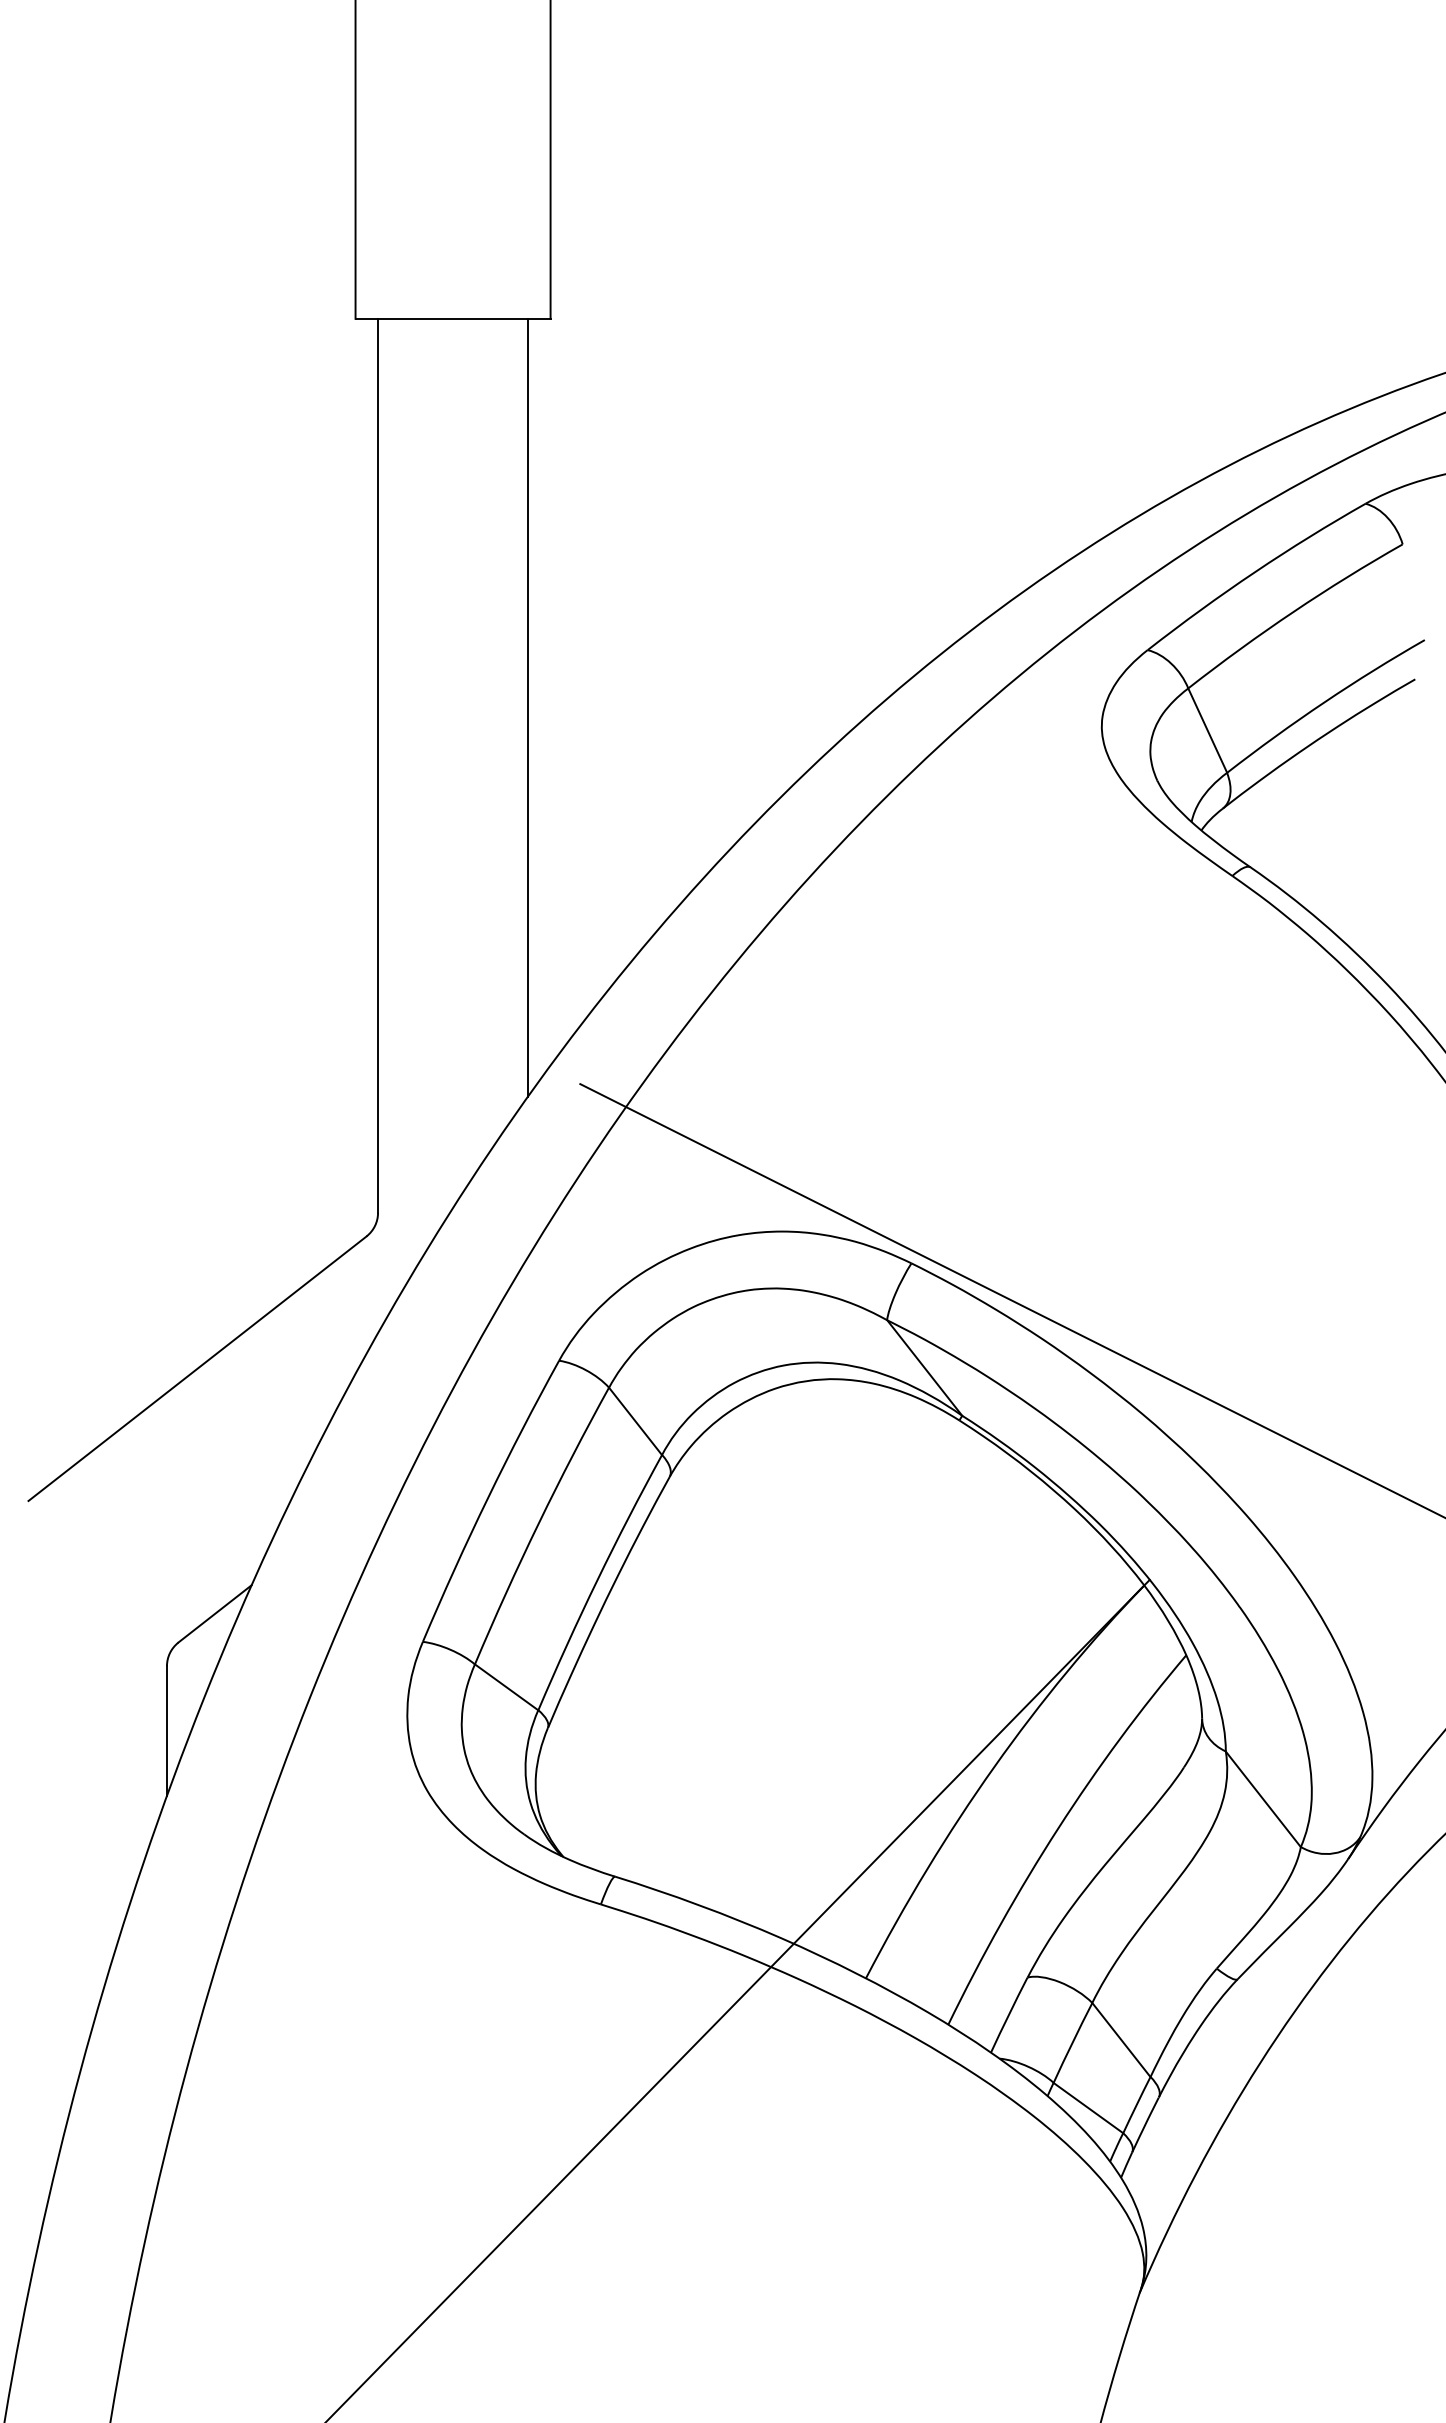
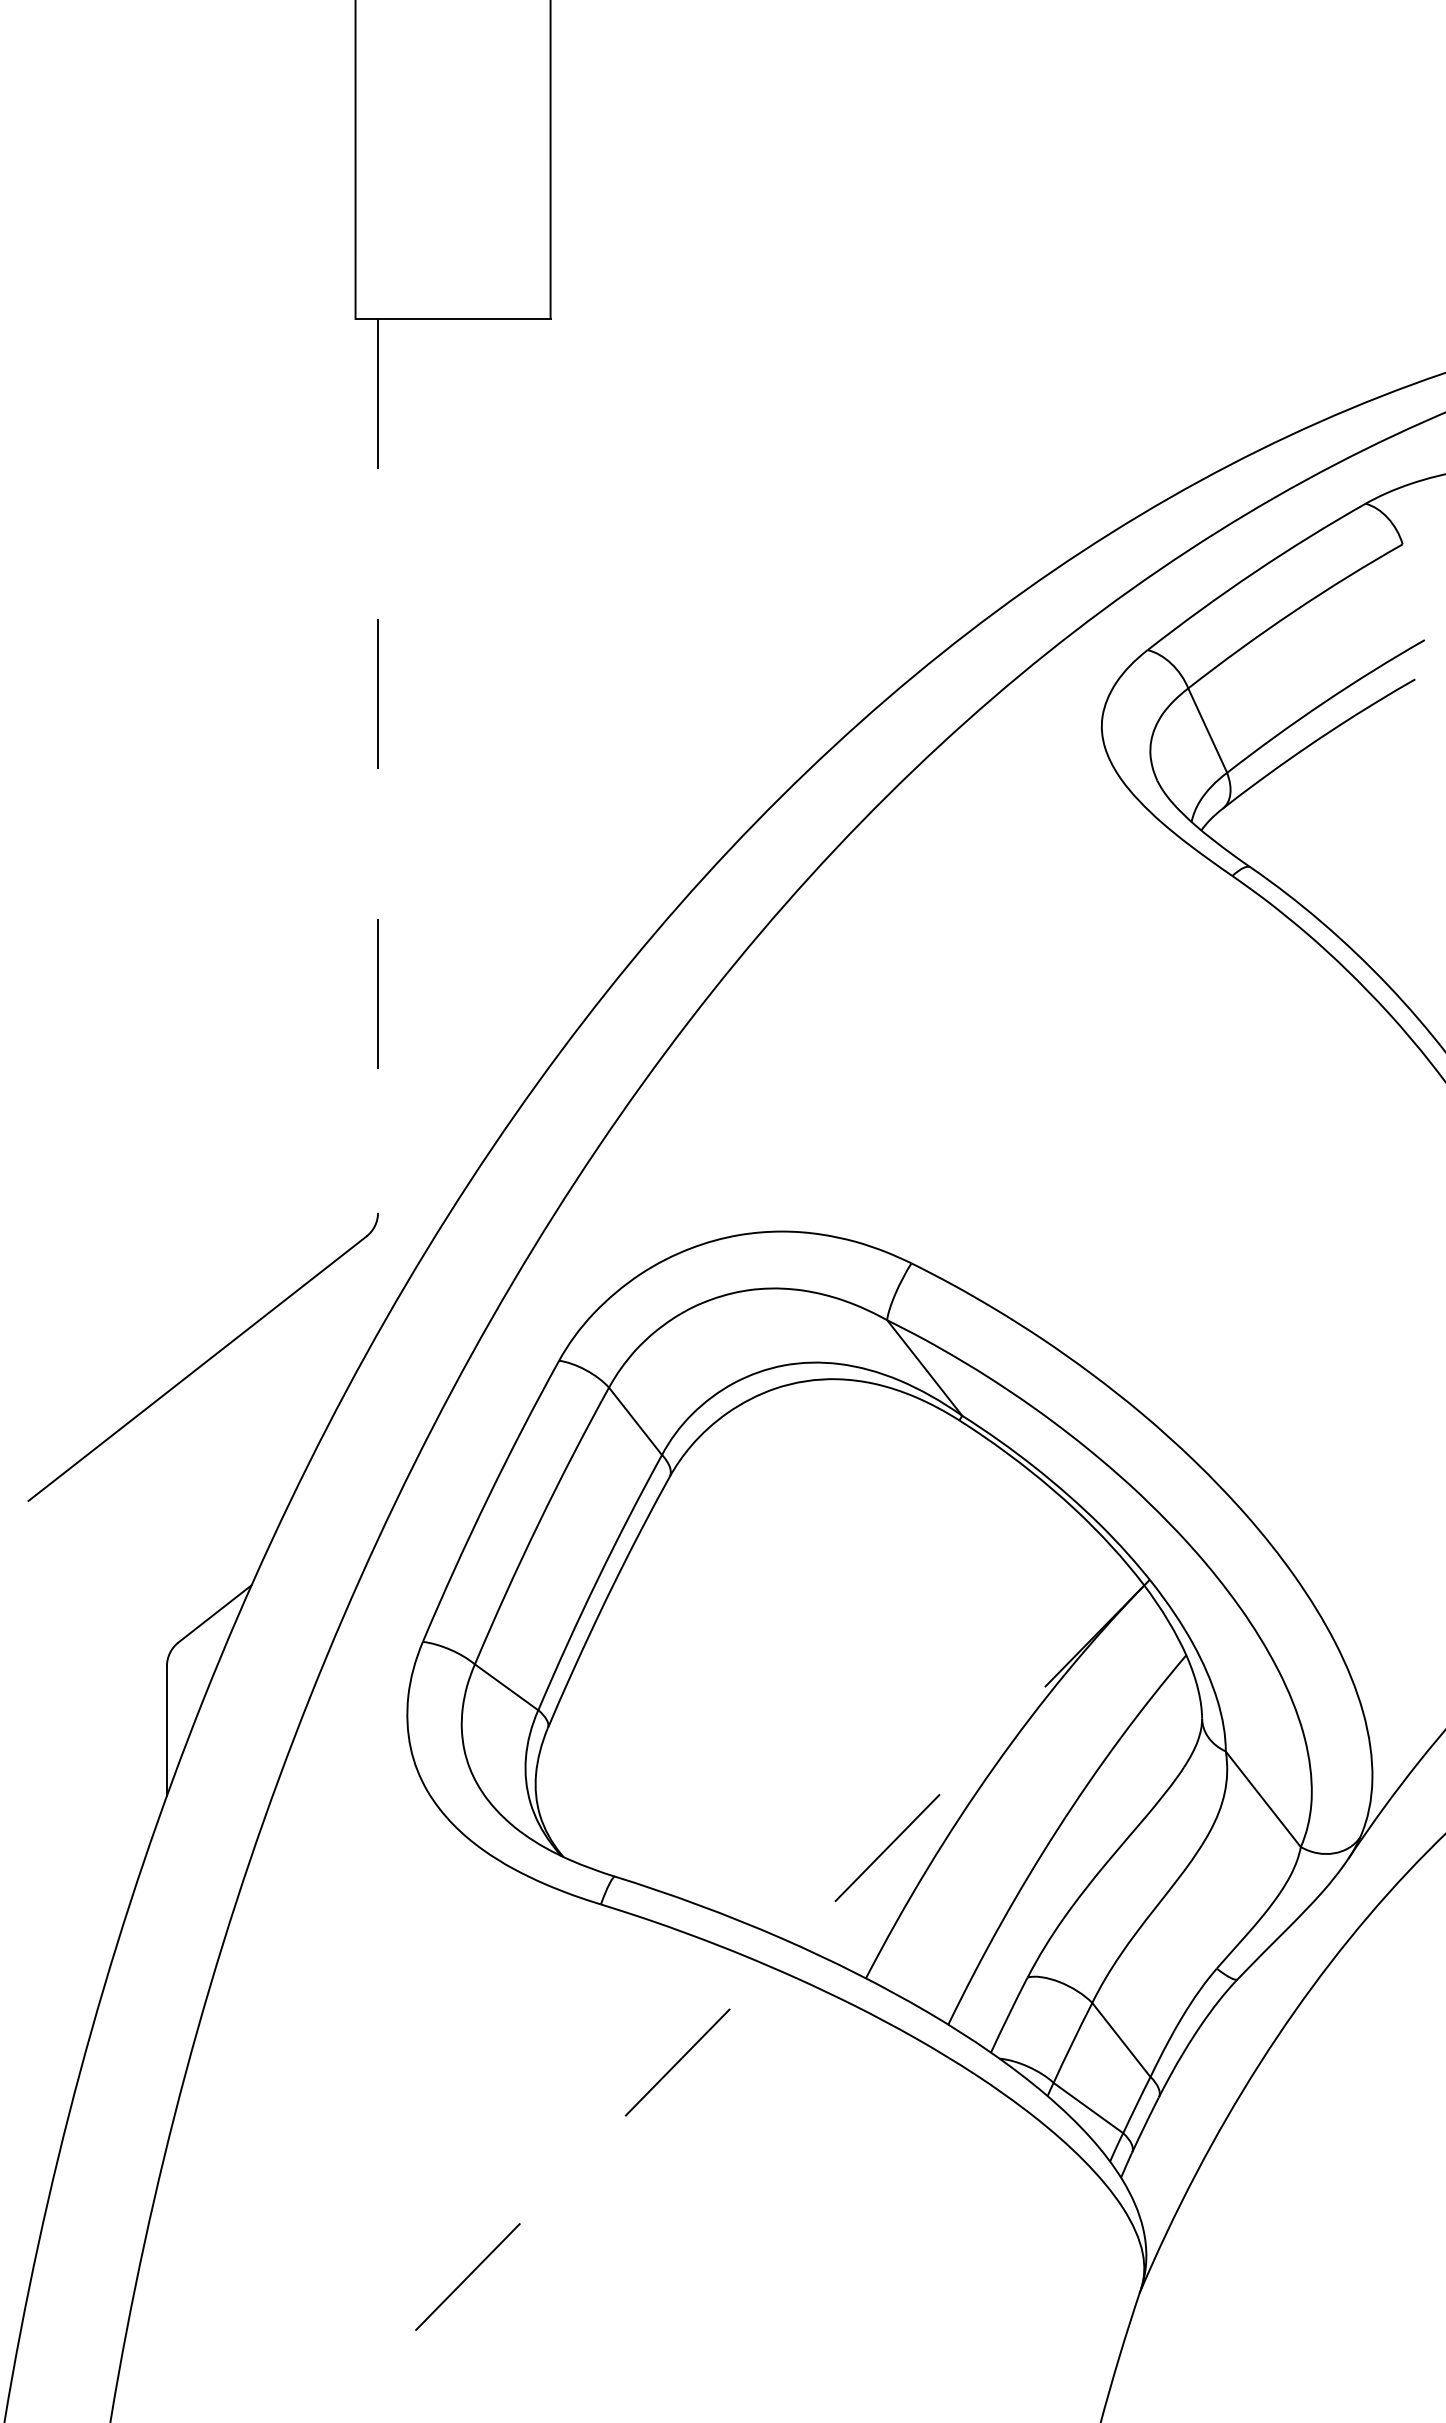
line: present -> none (528, 707)
line: solid -> dashed (378, 765)
line: present -> none (1011, 1300)
line: solid -> dashed (737, 2001)
